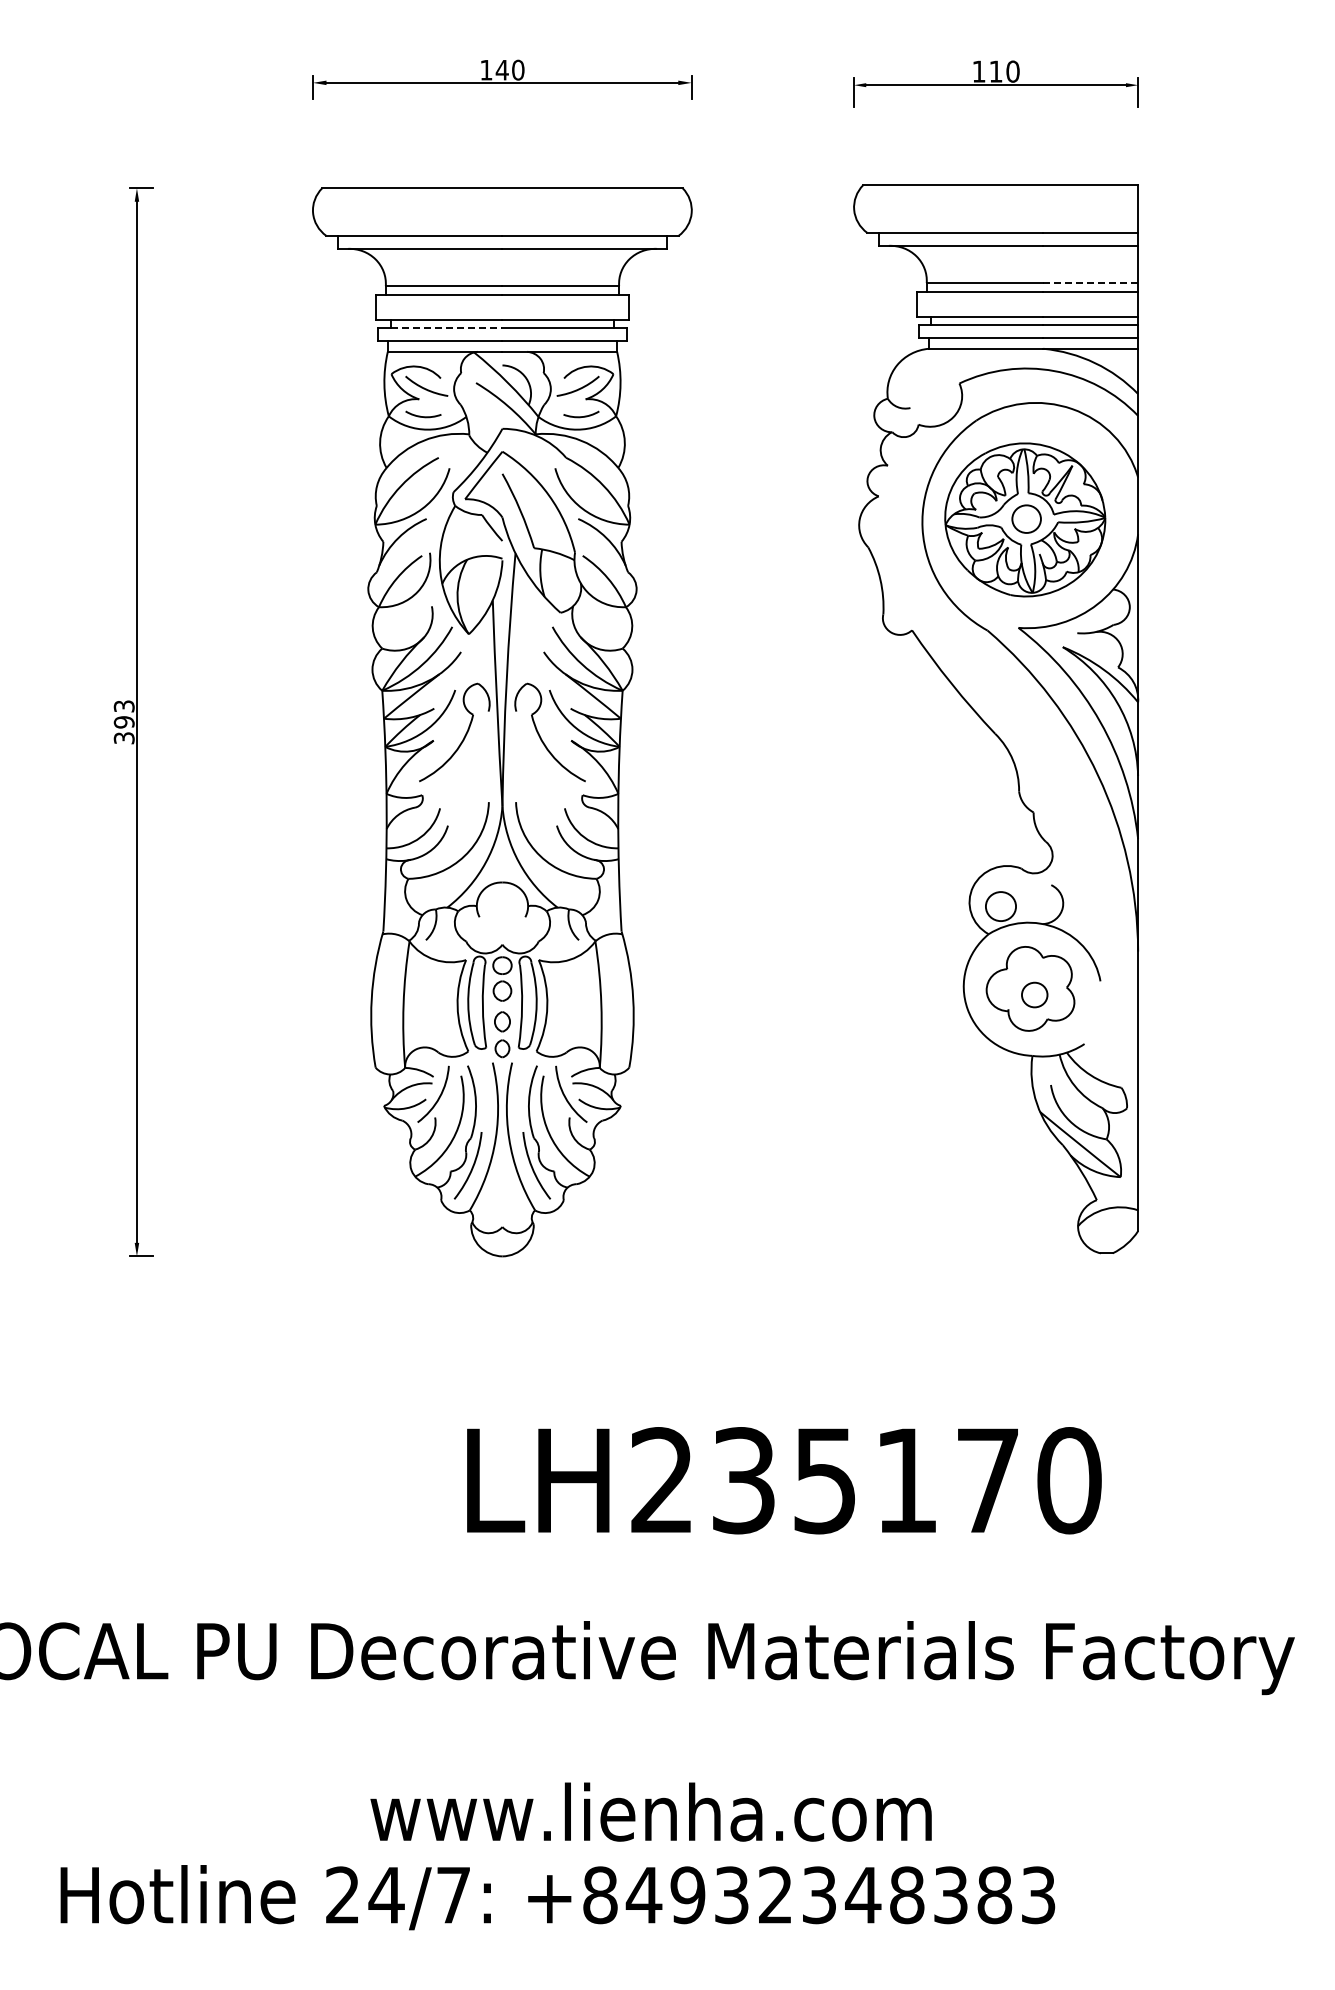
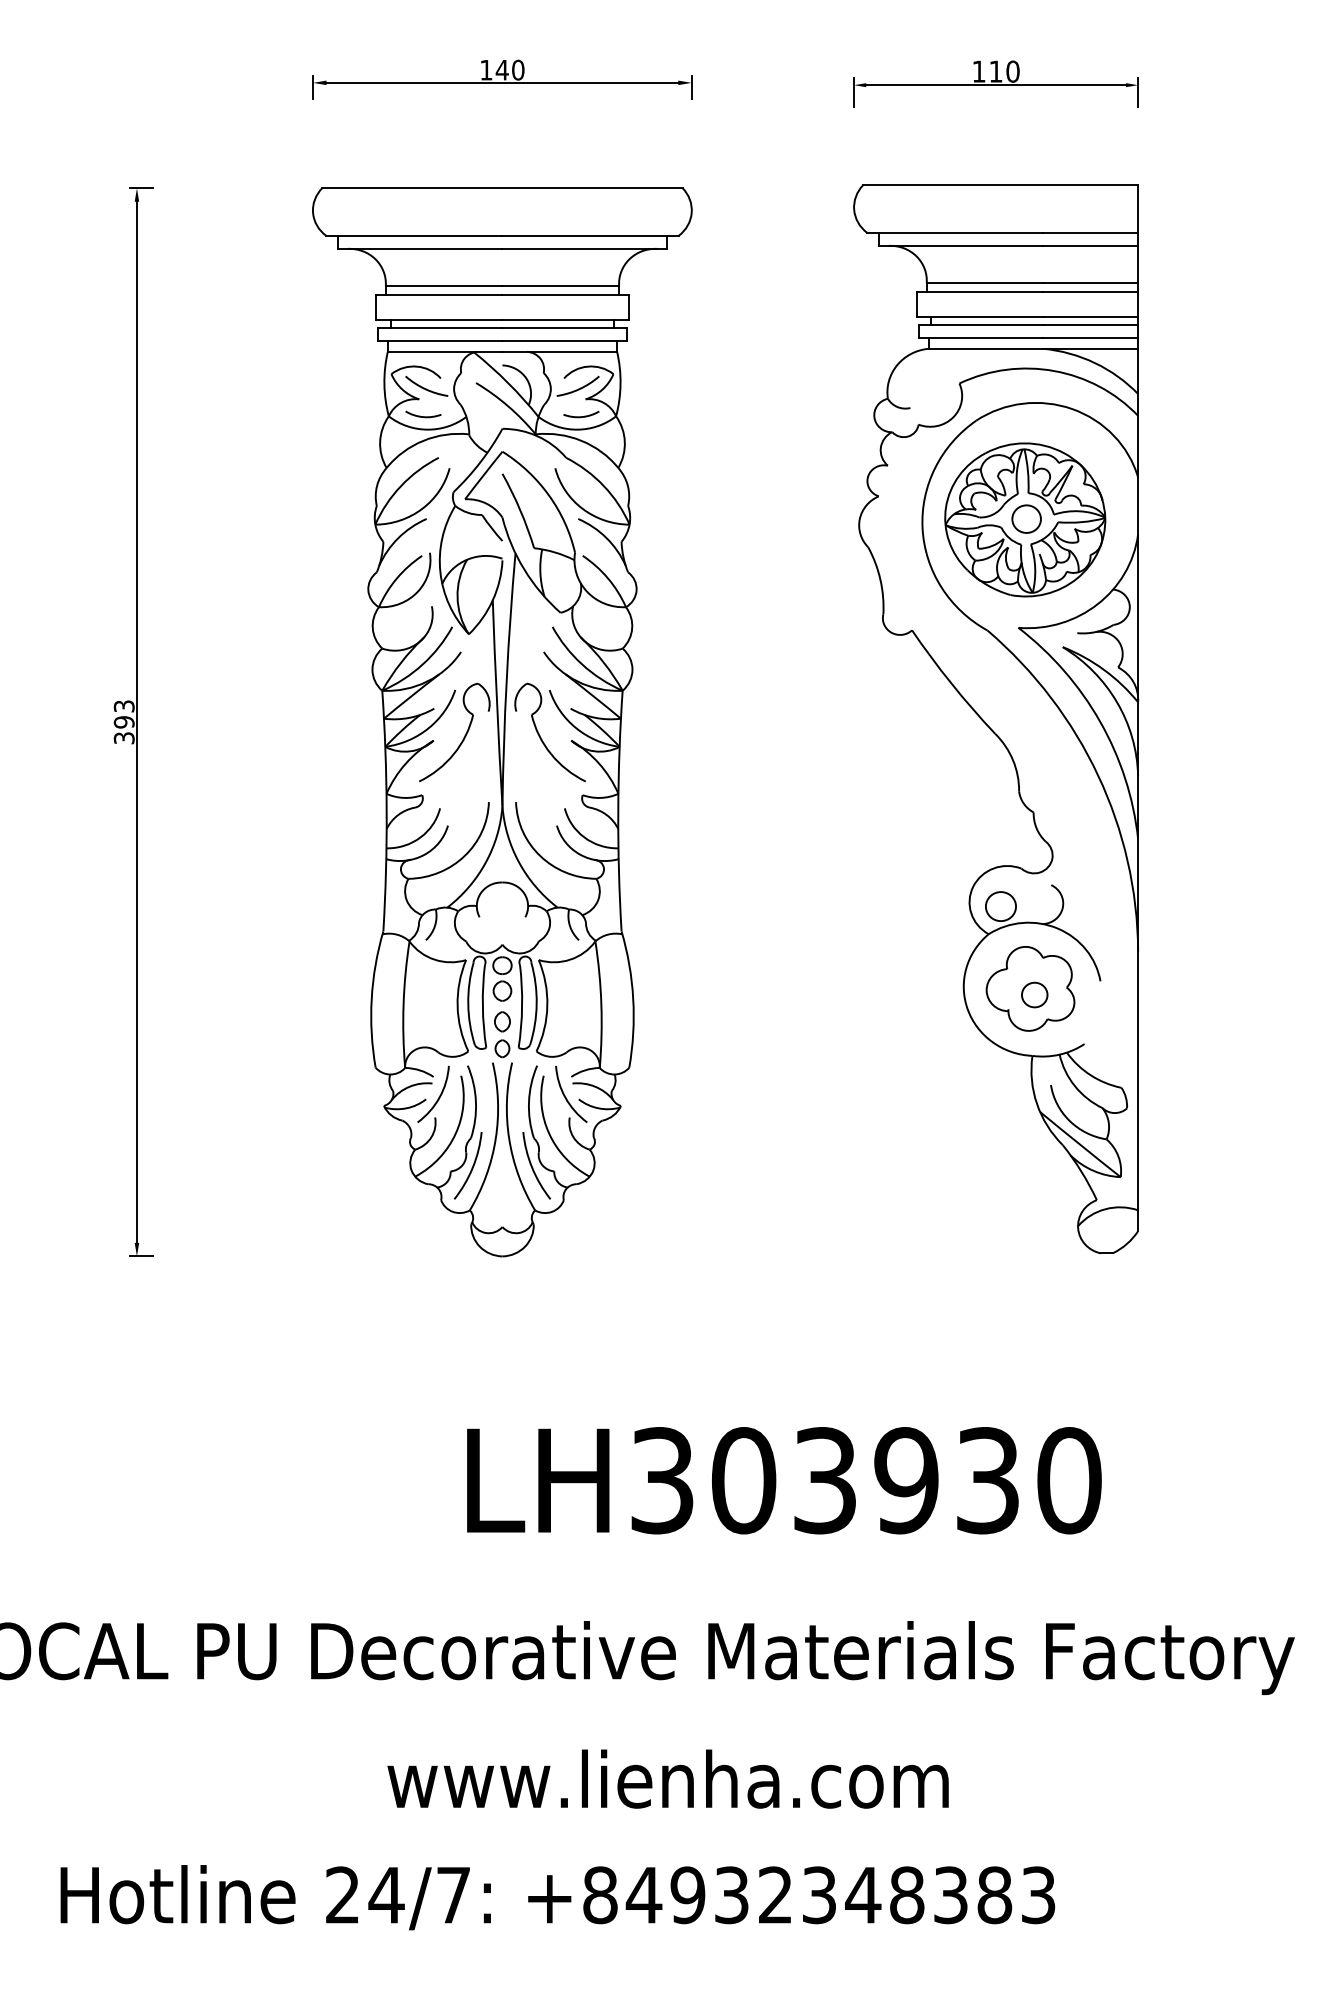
line: dashed -> solid (1090, 283)
line: dashed -> solid (446, 327)
text: LH235170 -> LH303930 (824, 1480)
text position: (650, 1811) -> (667, 1778) (667, 1778)
